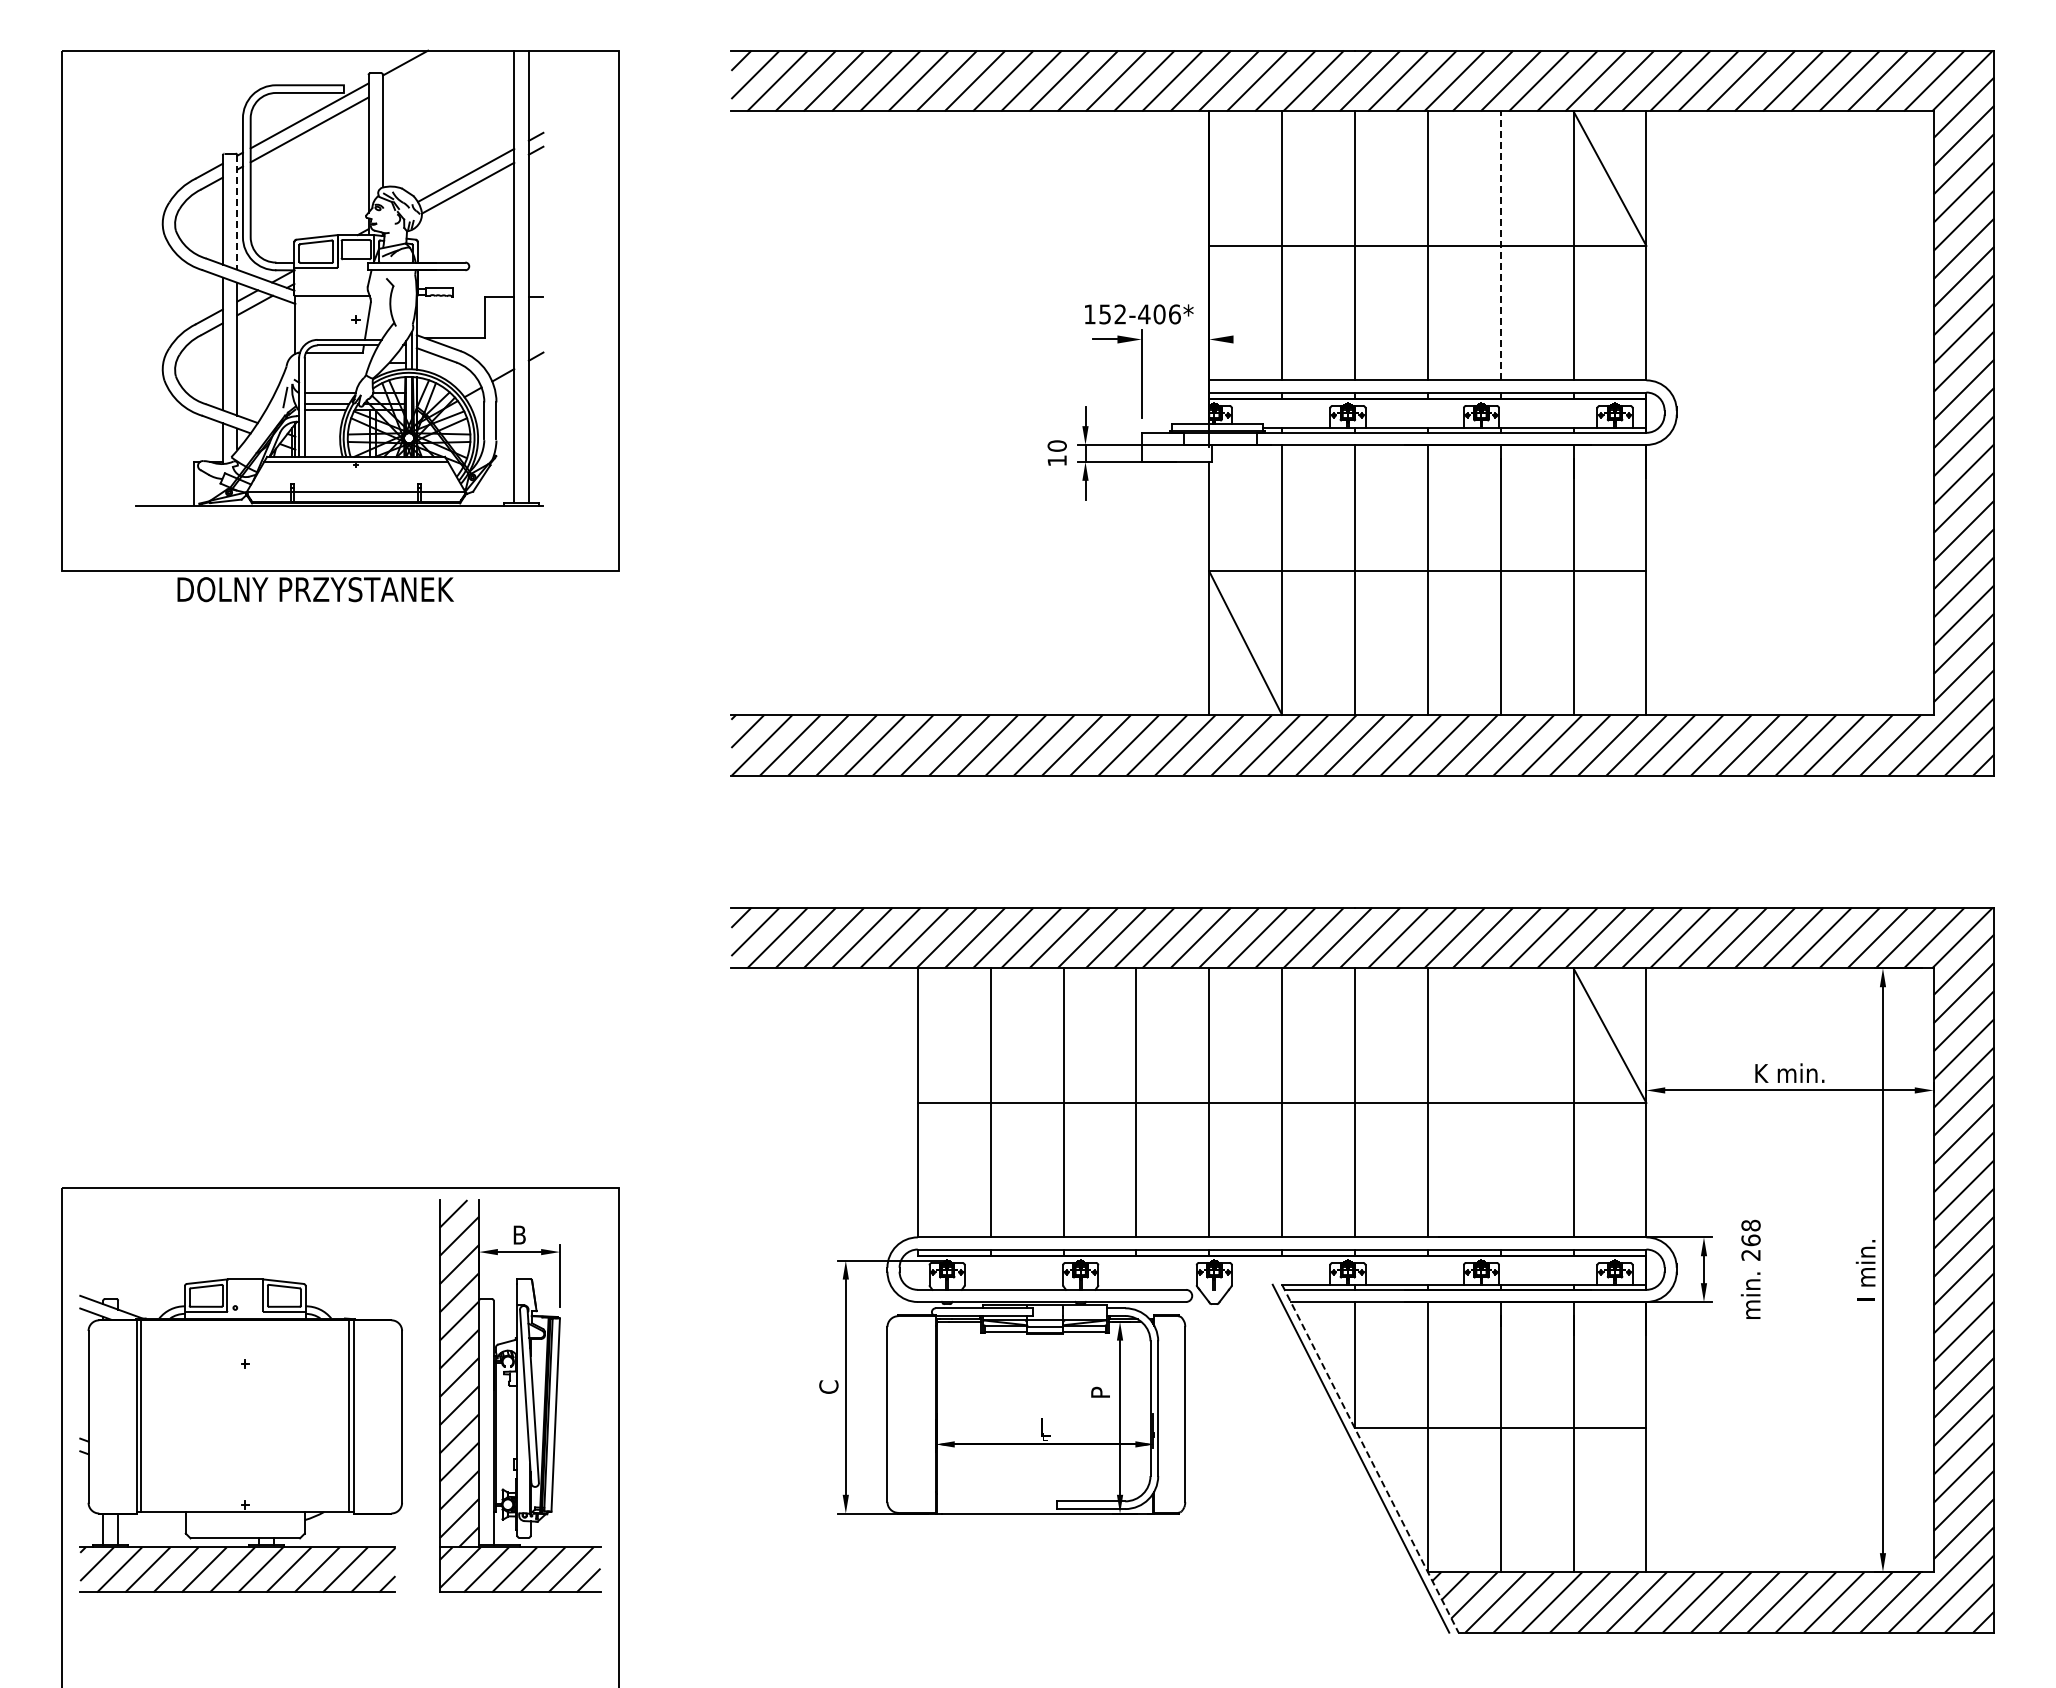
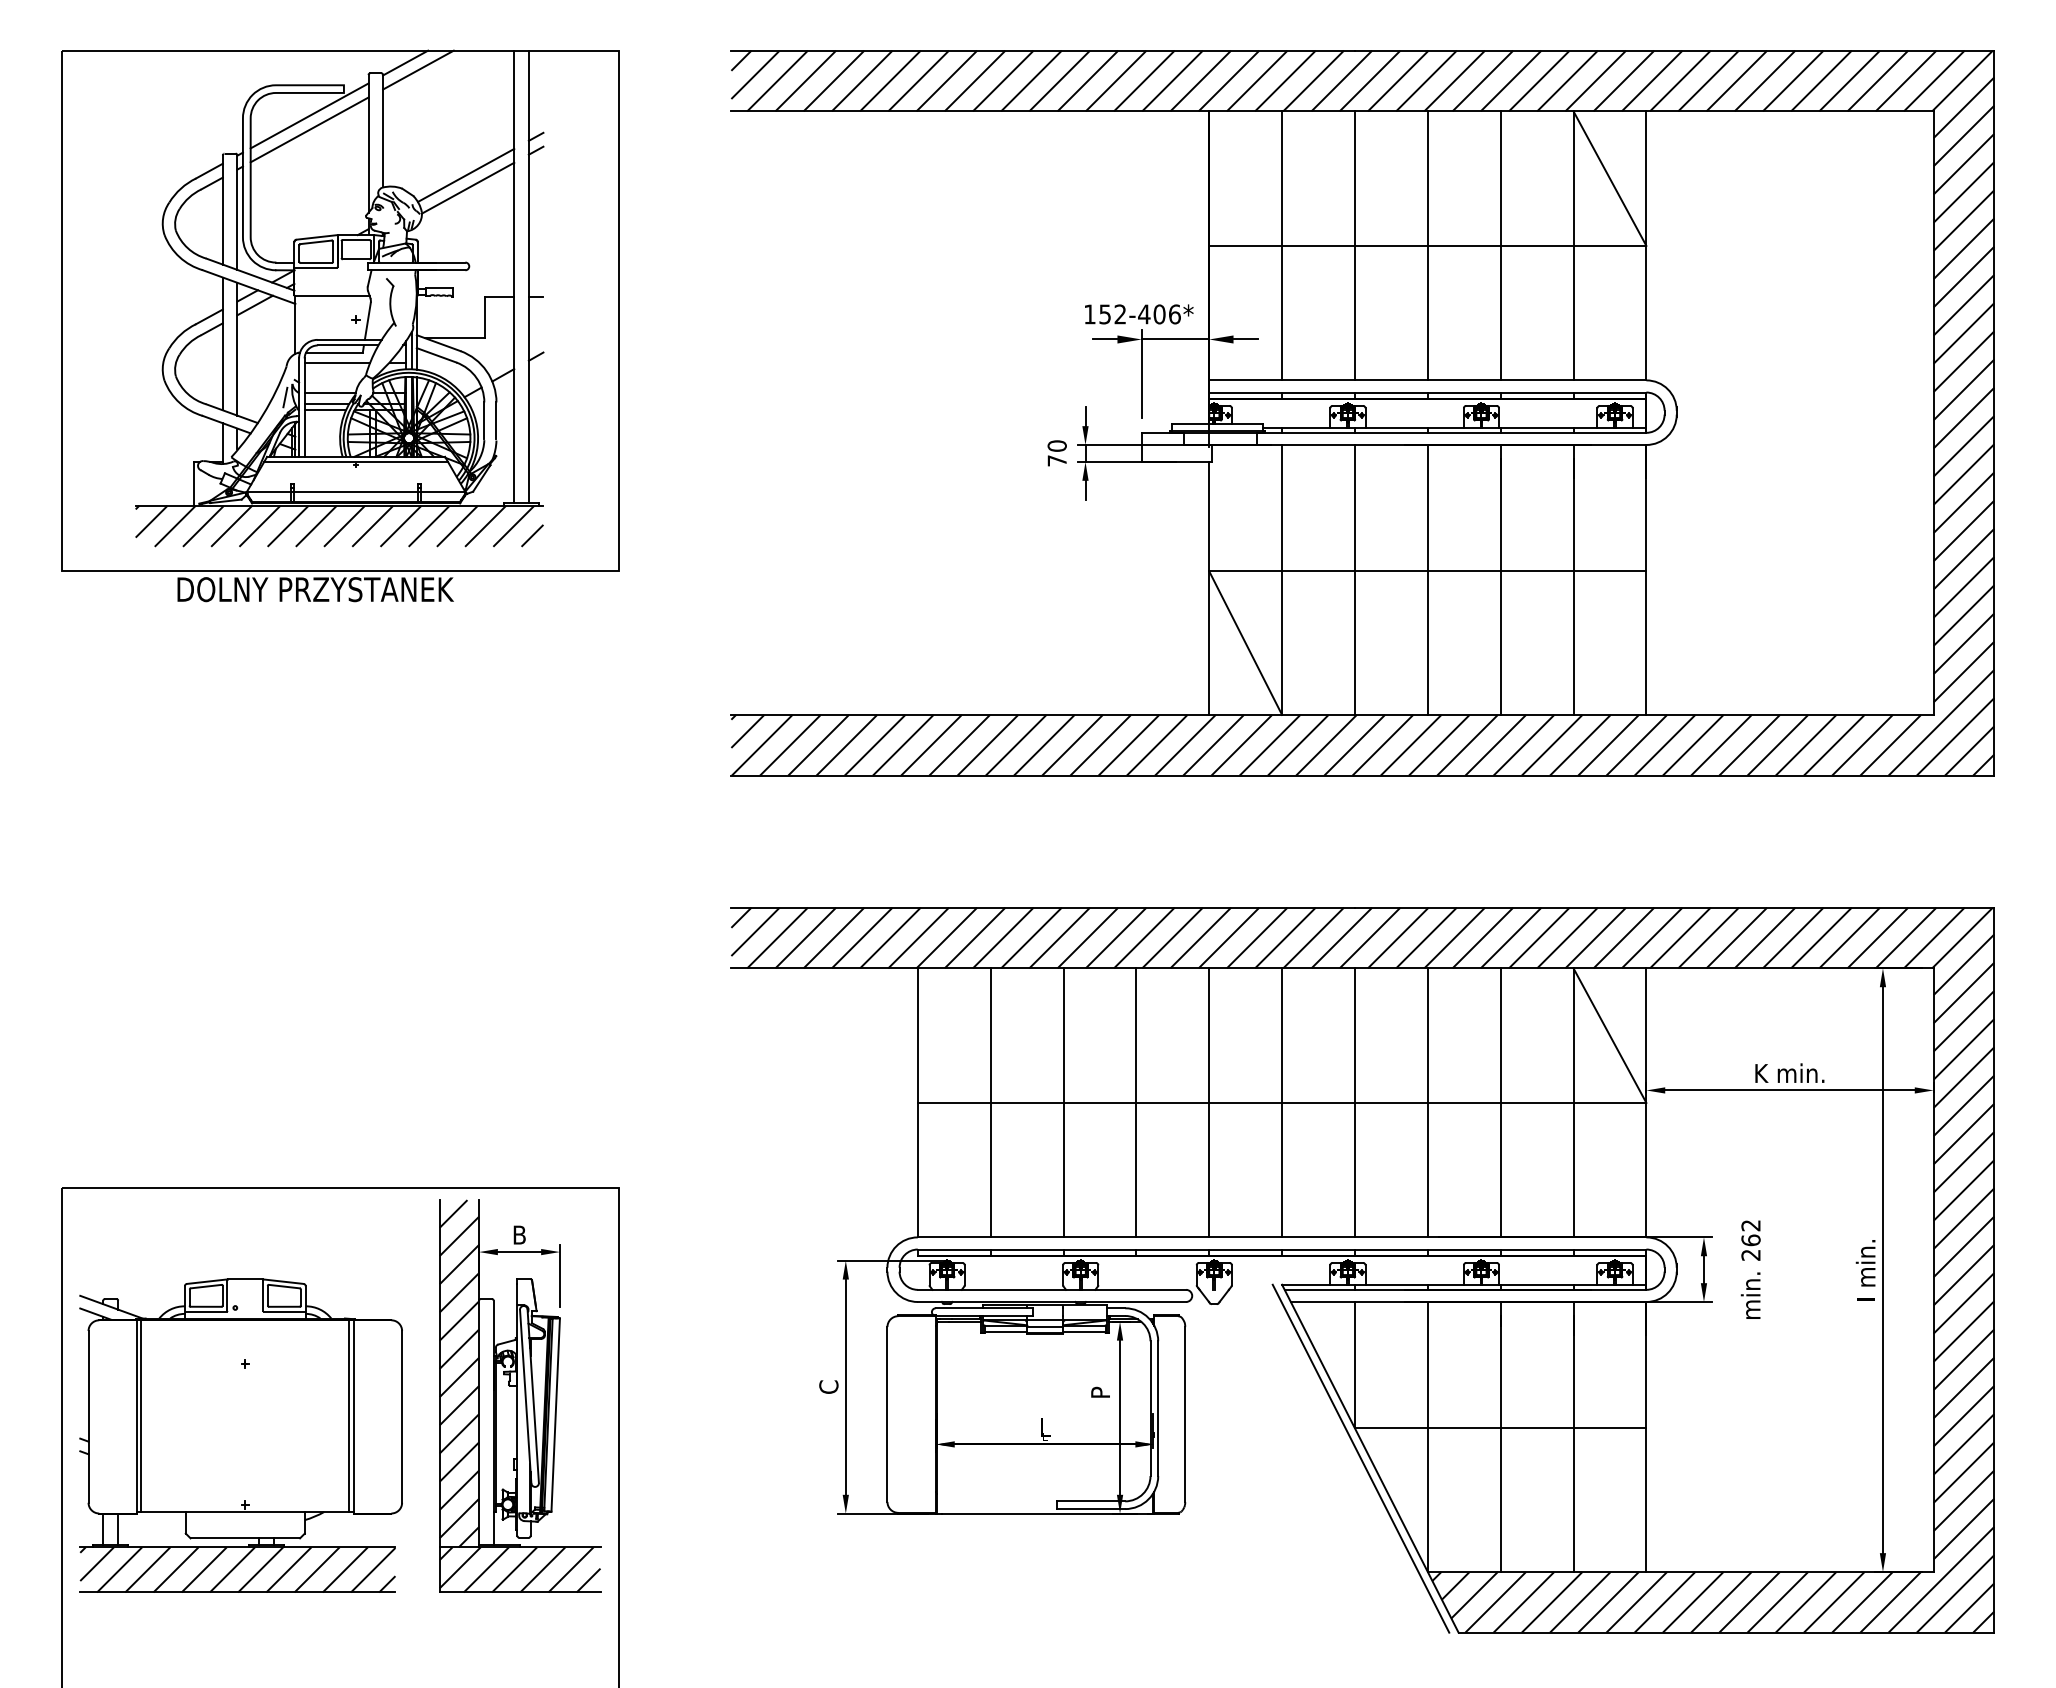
line: none -> present (418, 69)
line: dashed -> solid (237, 213)
line: dashed -> solid (1500, 245)
line: none -> present (1175, 339)
line: none -> present (1245, 339)
line: none -> present (337, 362)
text: 10 -> 70 (1056, 460)
hatch: none -> present (339, 525)
line: none -> present (1500, 1102)
text: 268 -> 262 (1750, 1225)
line: dashed -> solid (1370, 1459)
